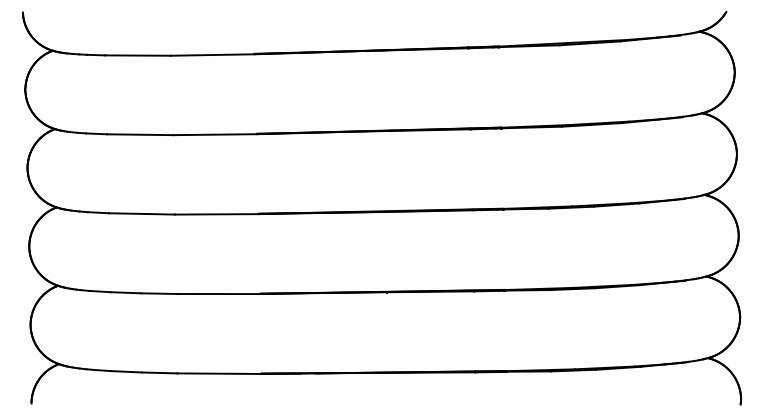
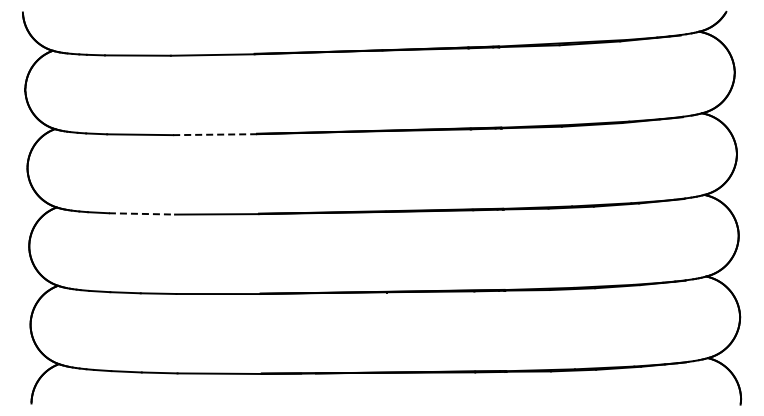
line: solid -> dashed (215, 134)
line: solid -> dashed (142, 213)
